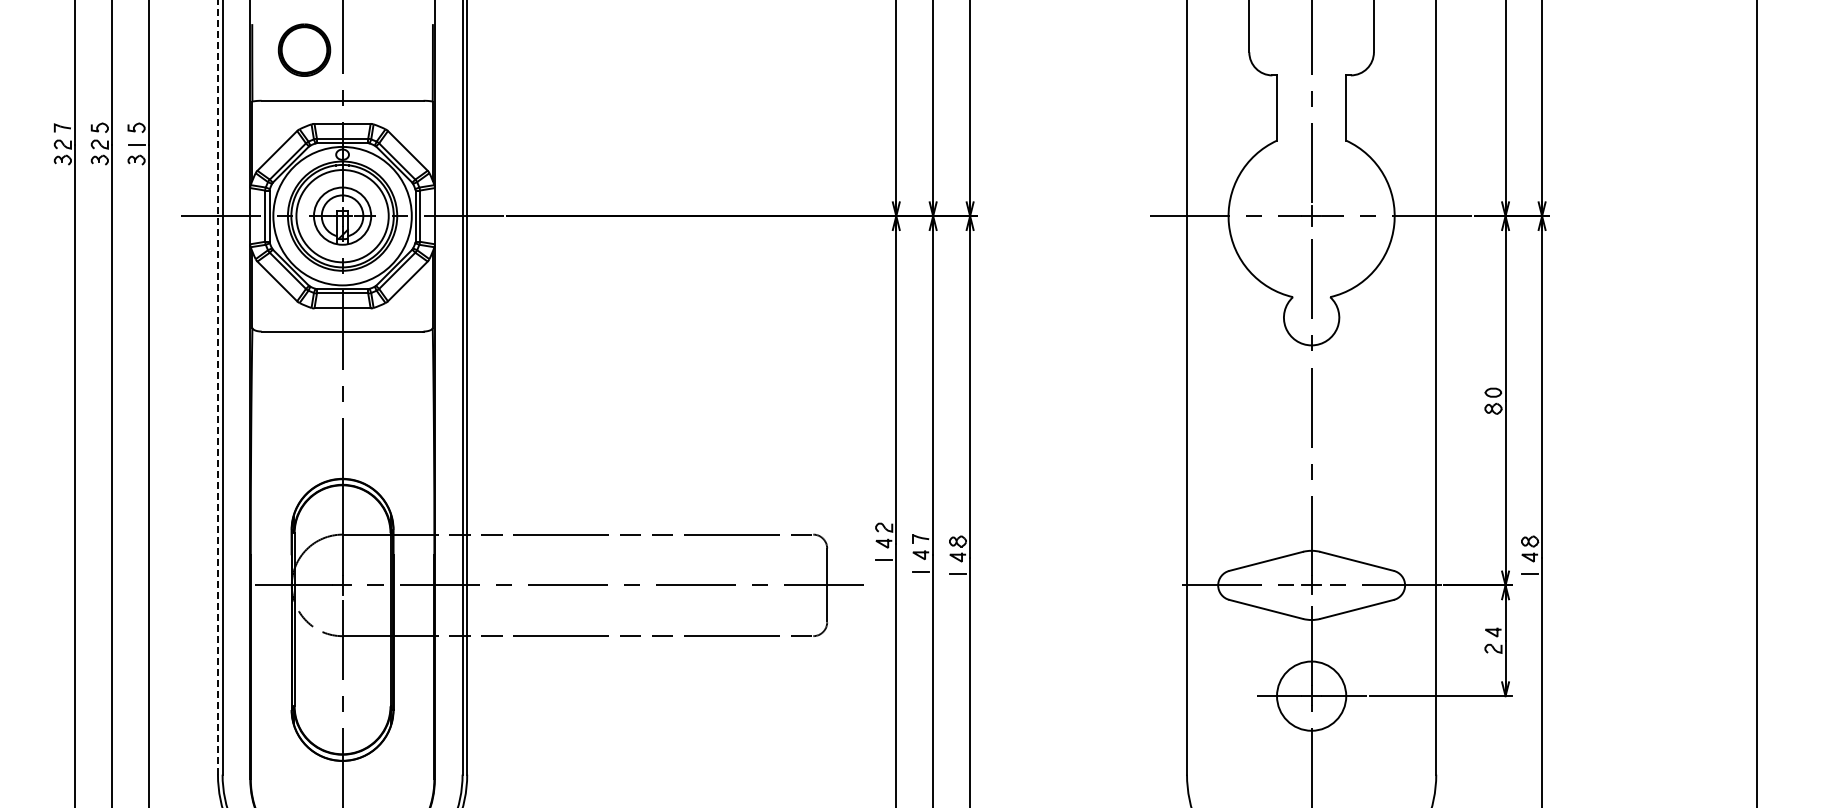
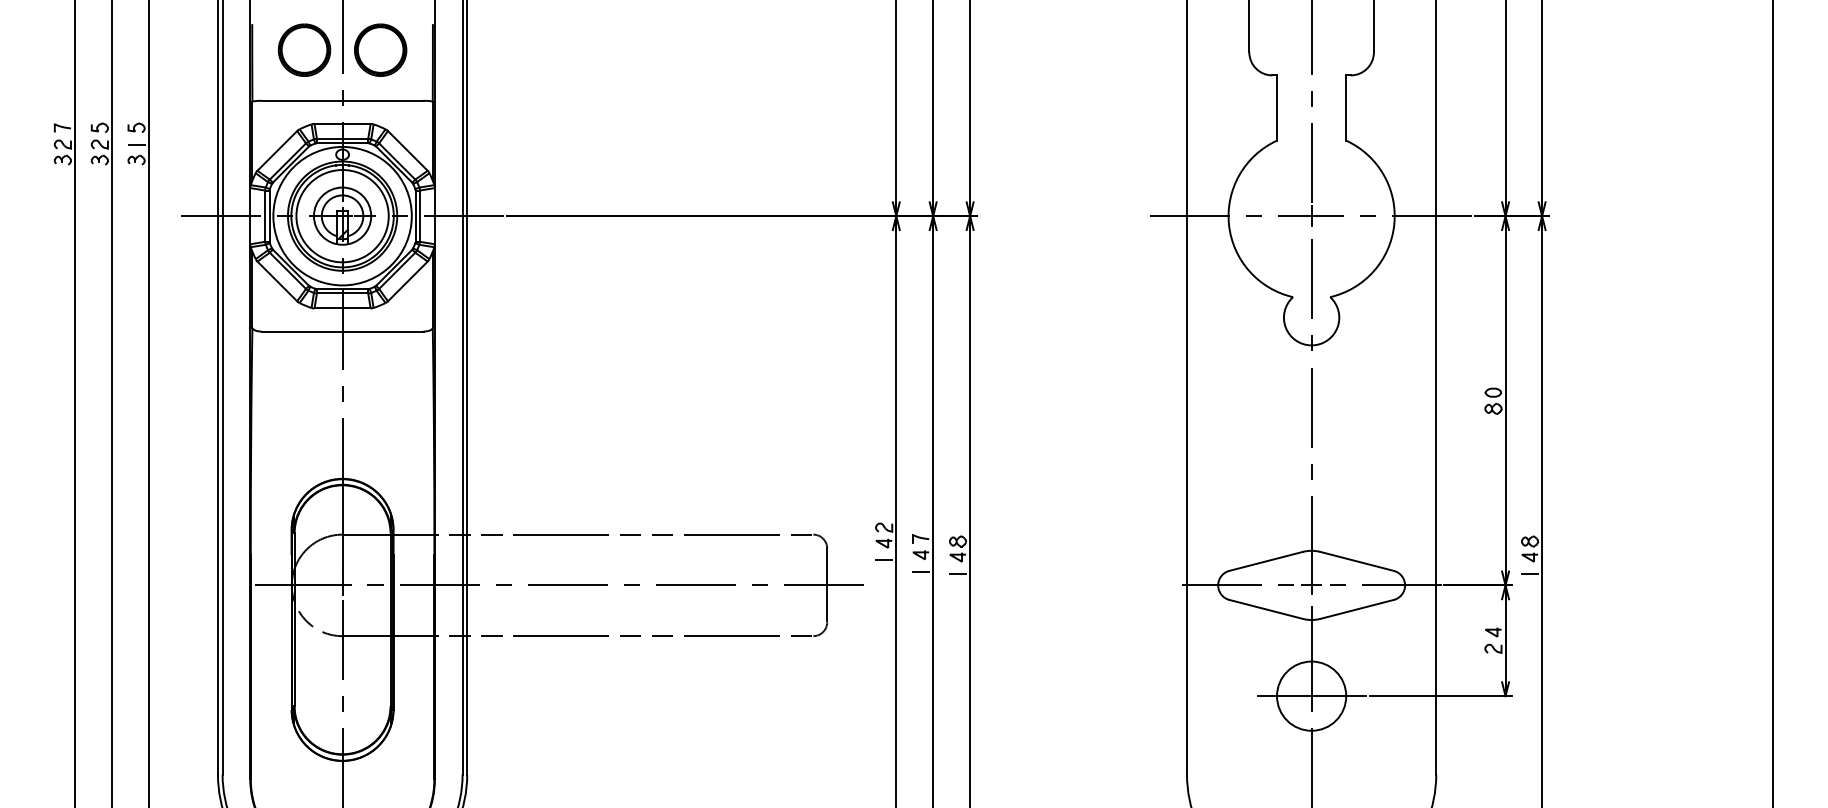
part: none -> present (380, 49)
line: dashed -> solid (217, 387)
line position: (1757, 403) -> (1773, 403) (1773, 403)
